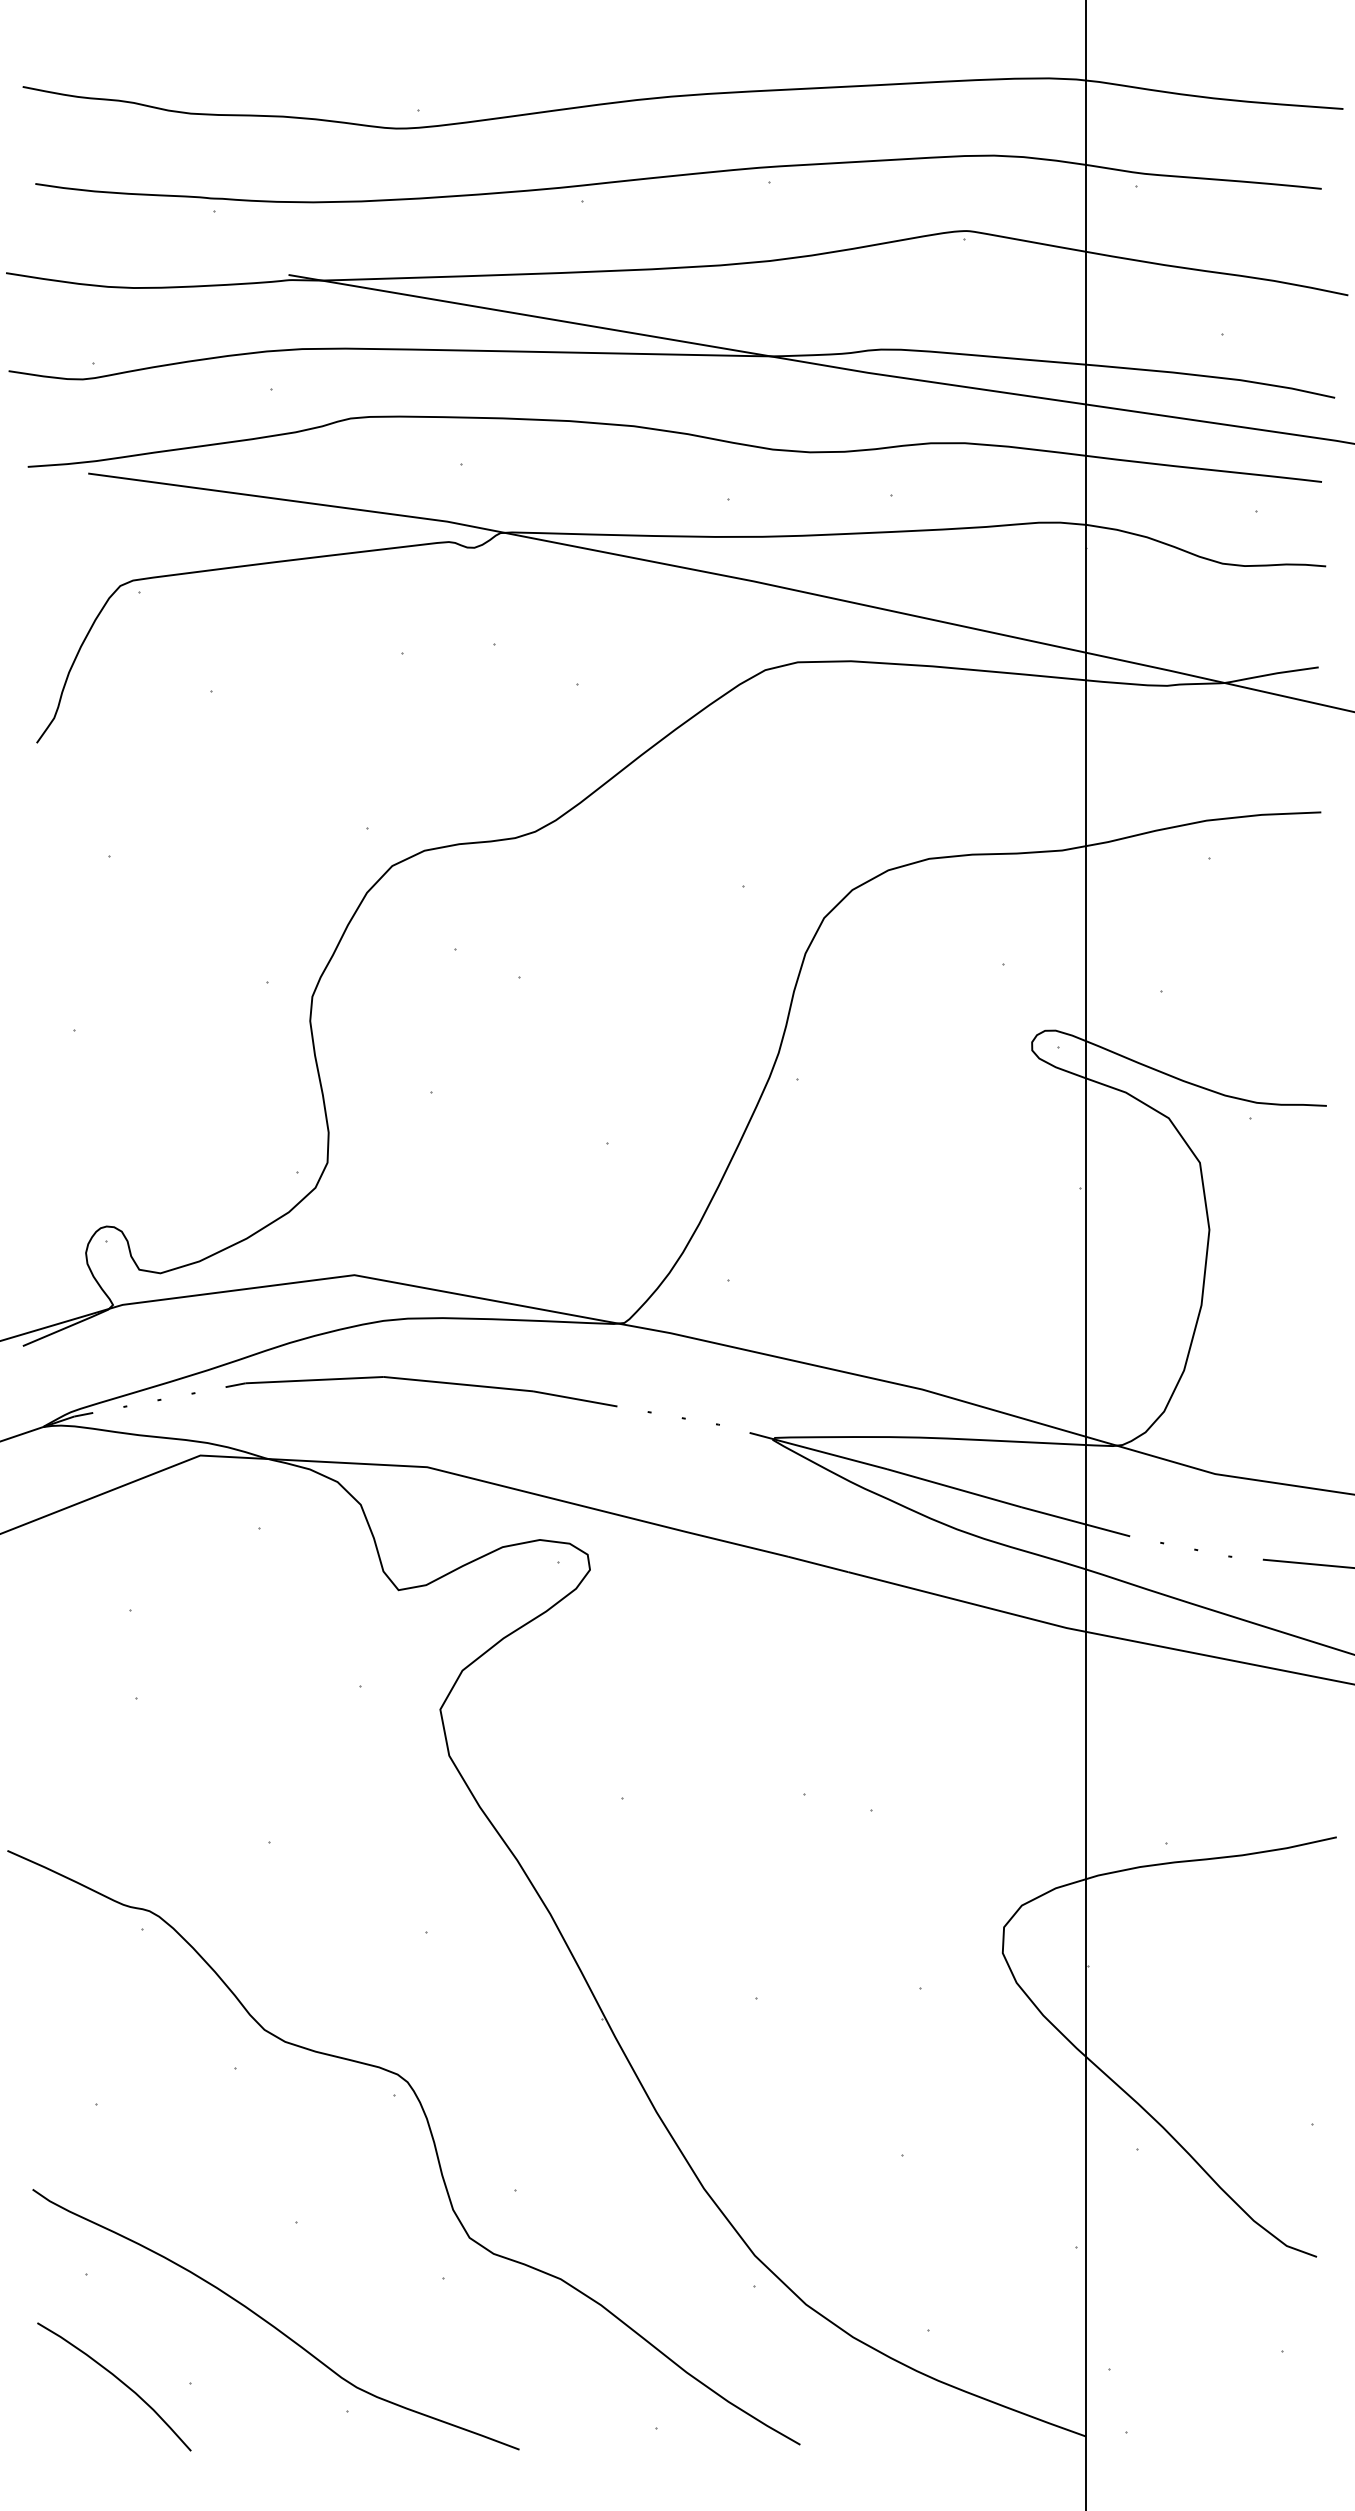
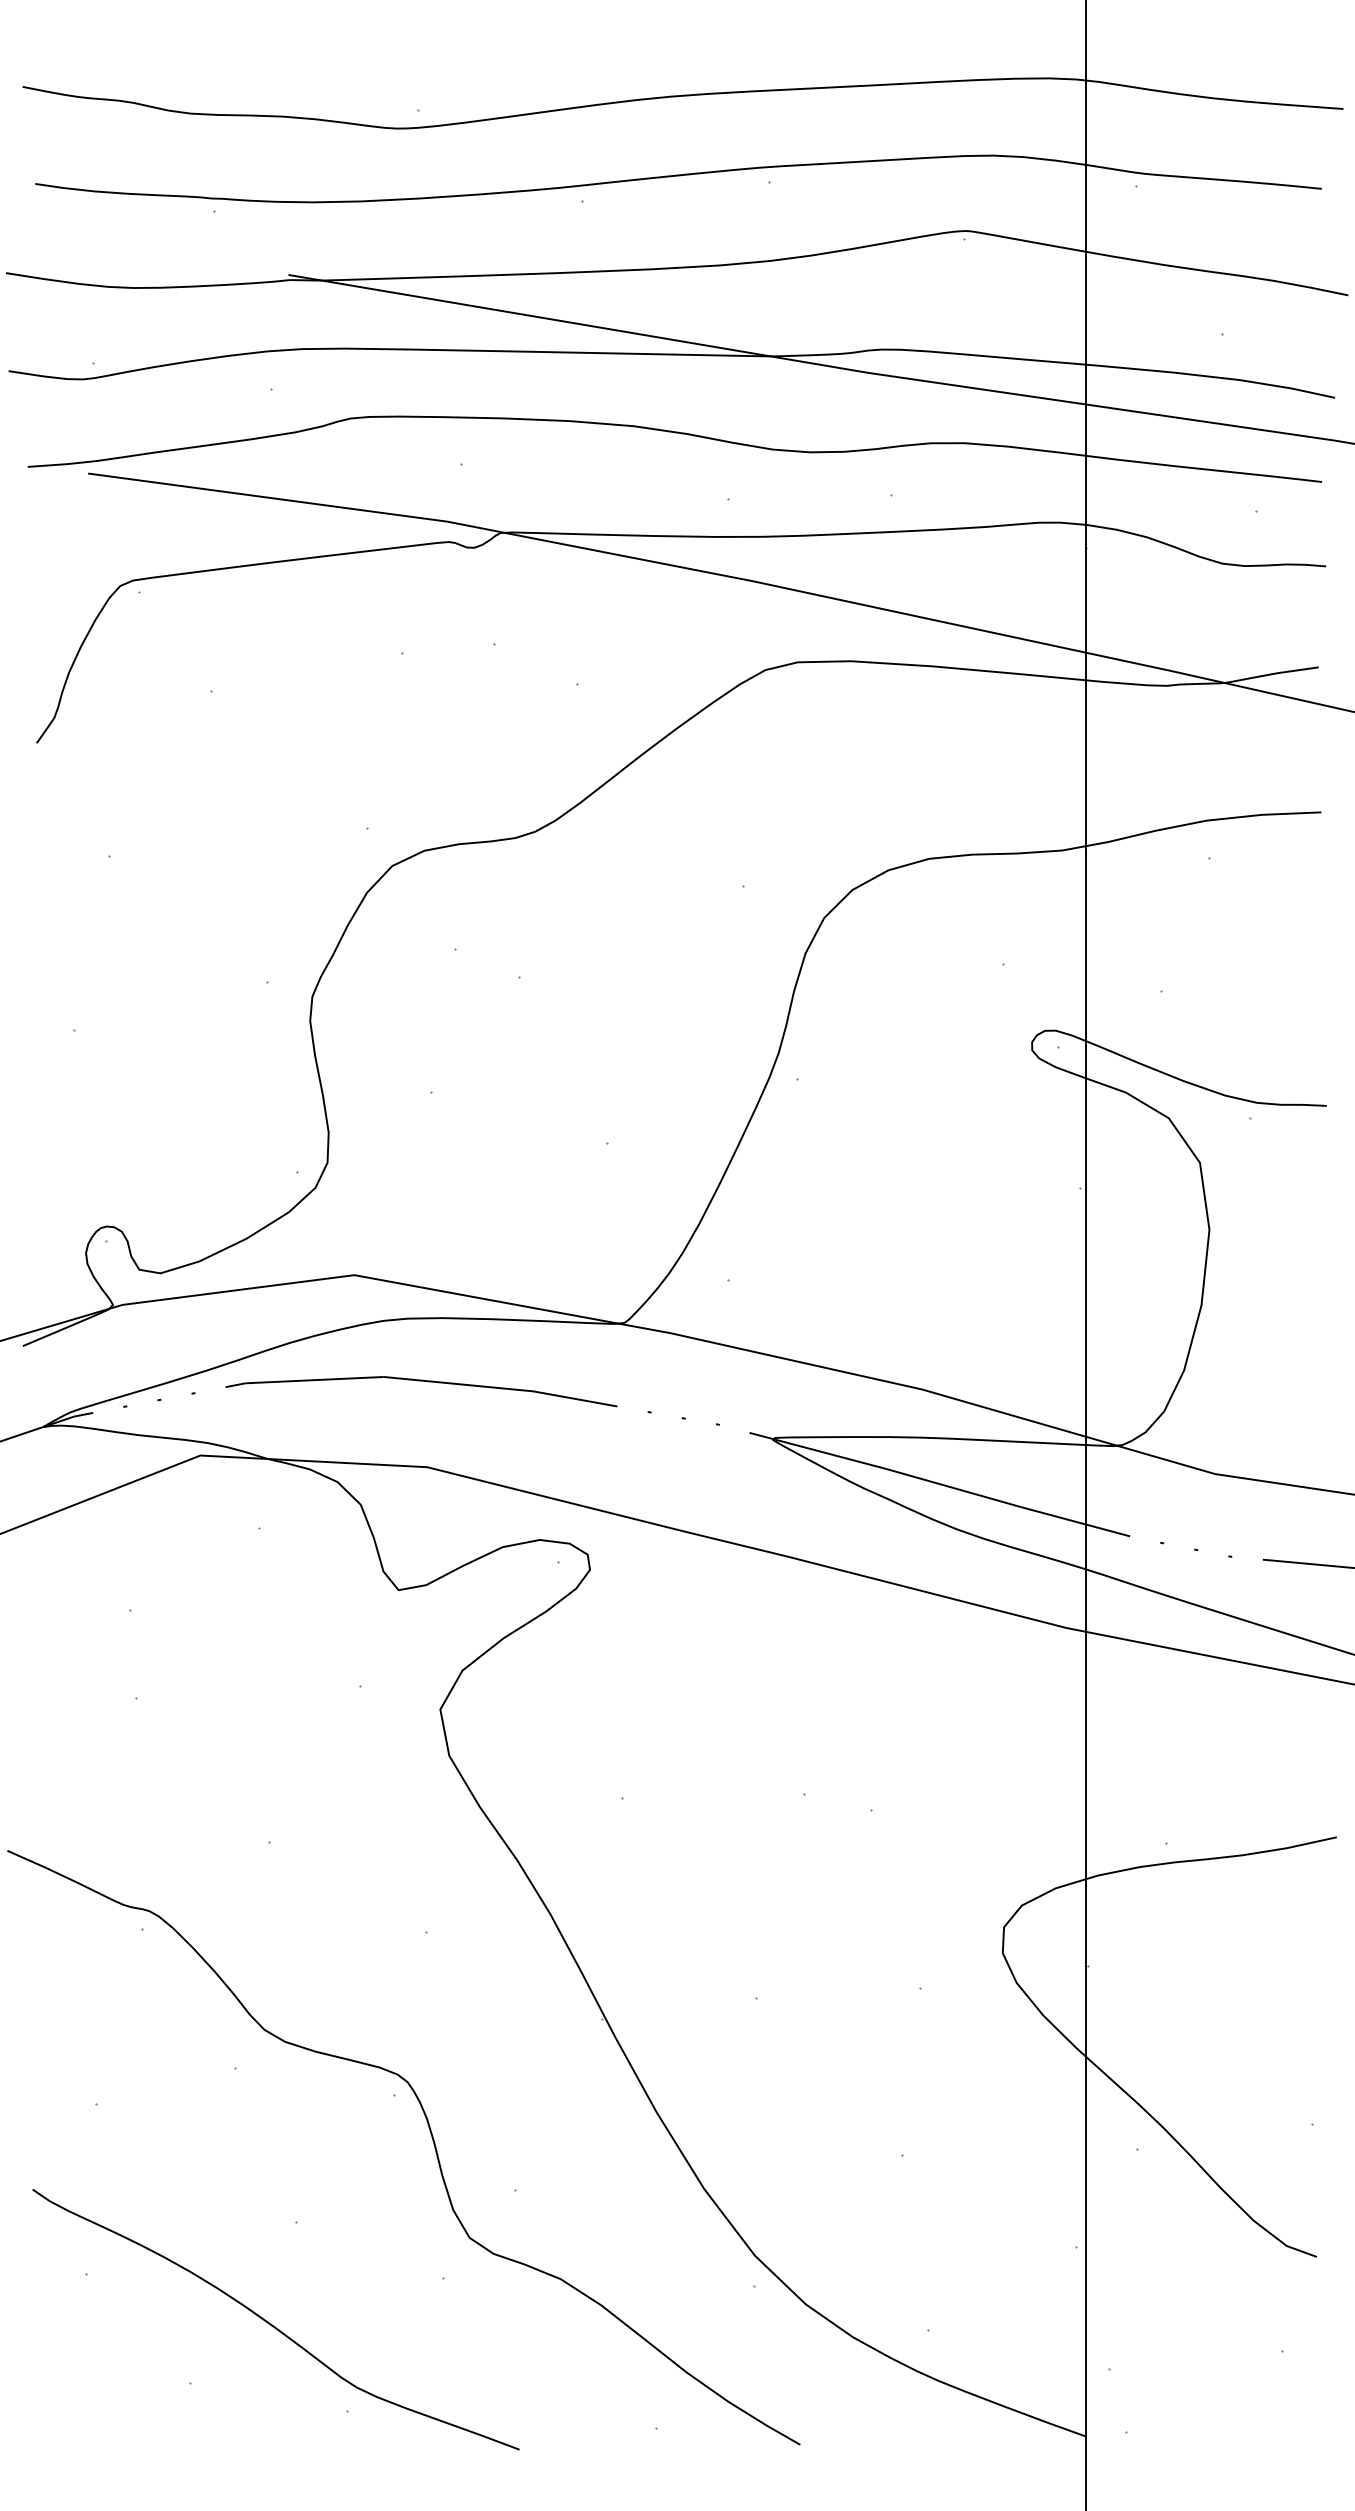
curve: present -> none (119, 2381)
